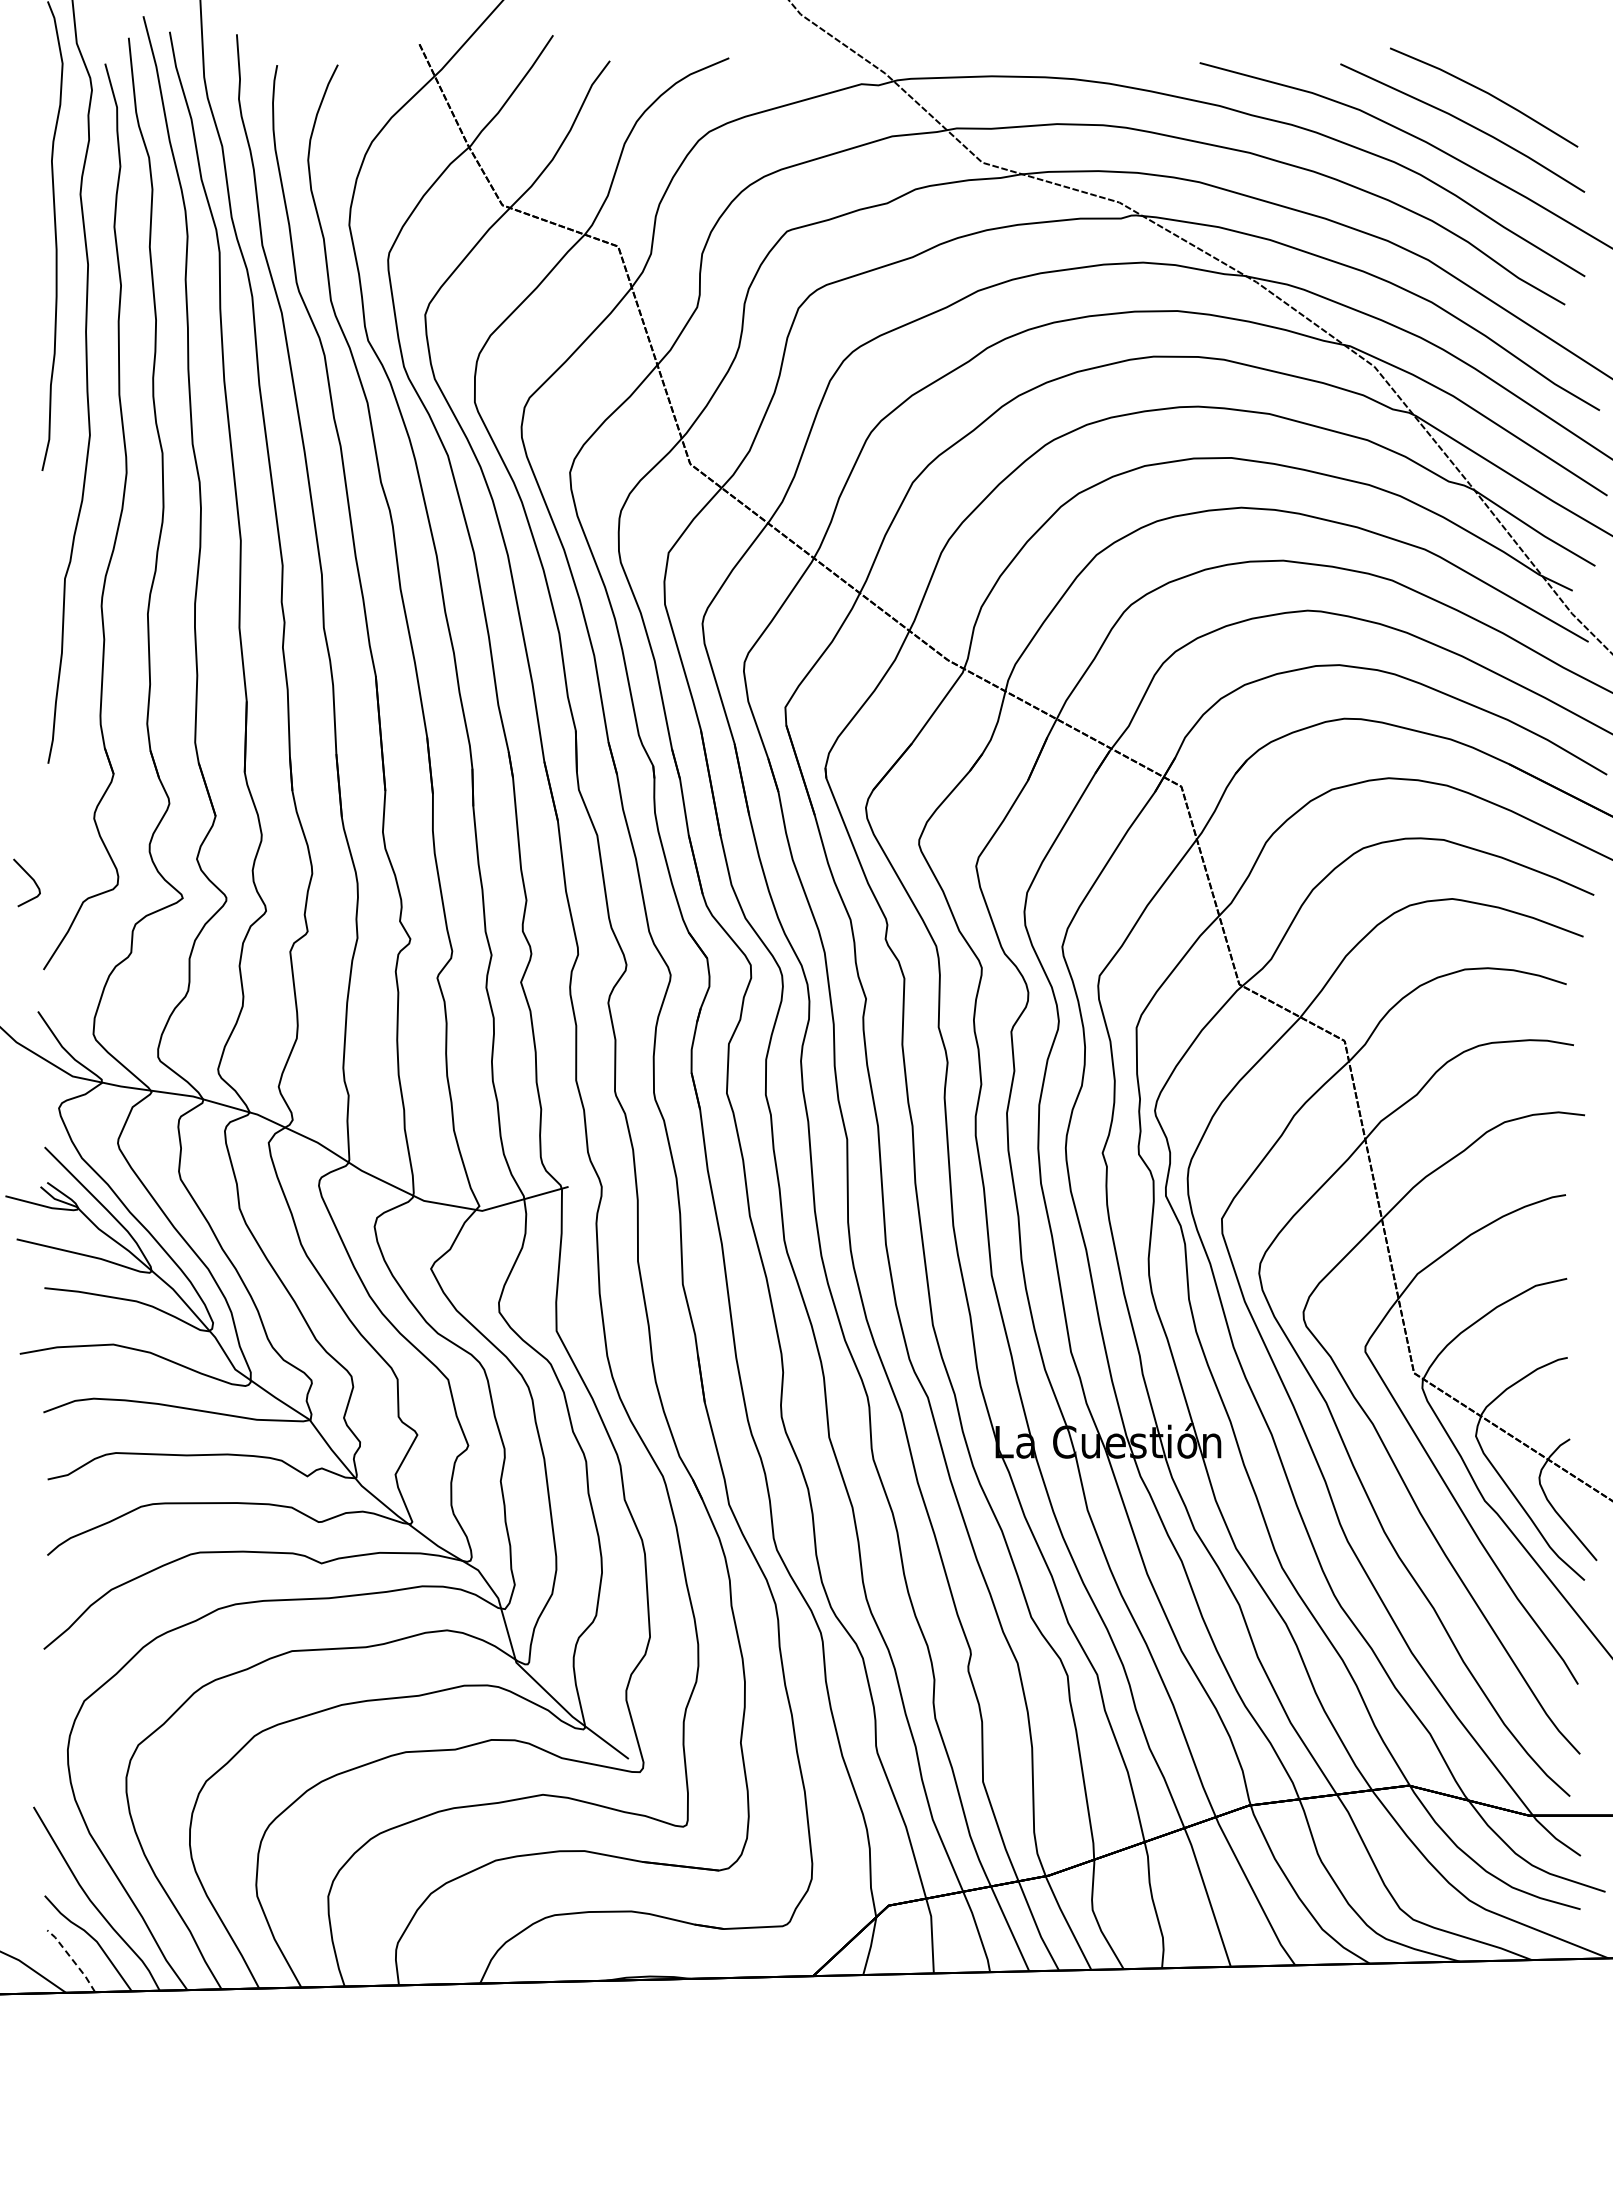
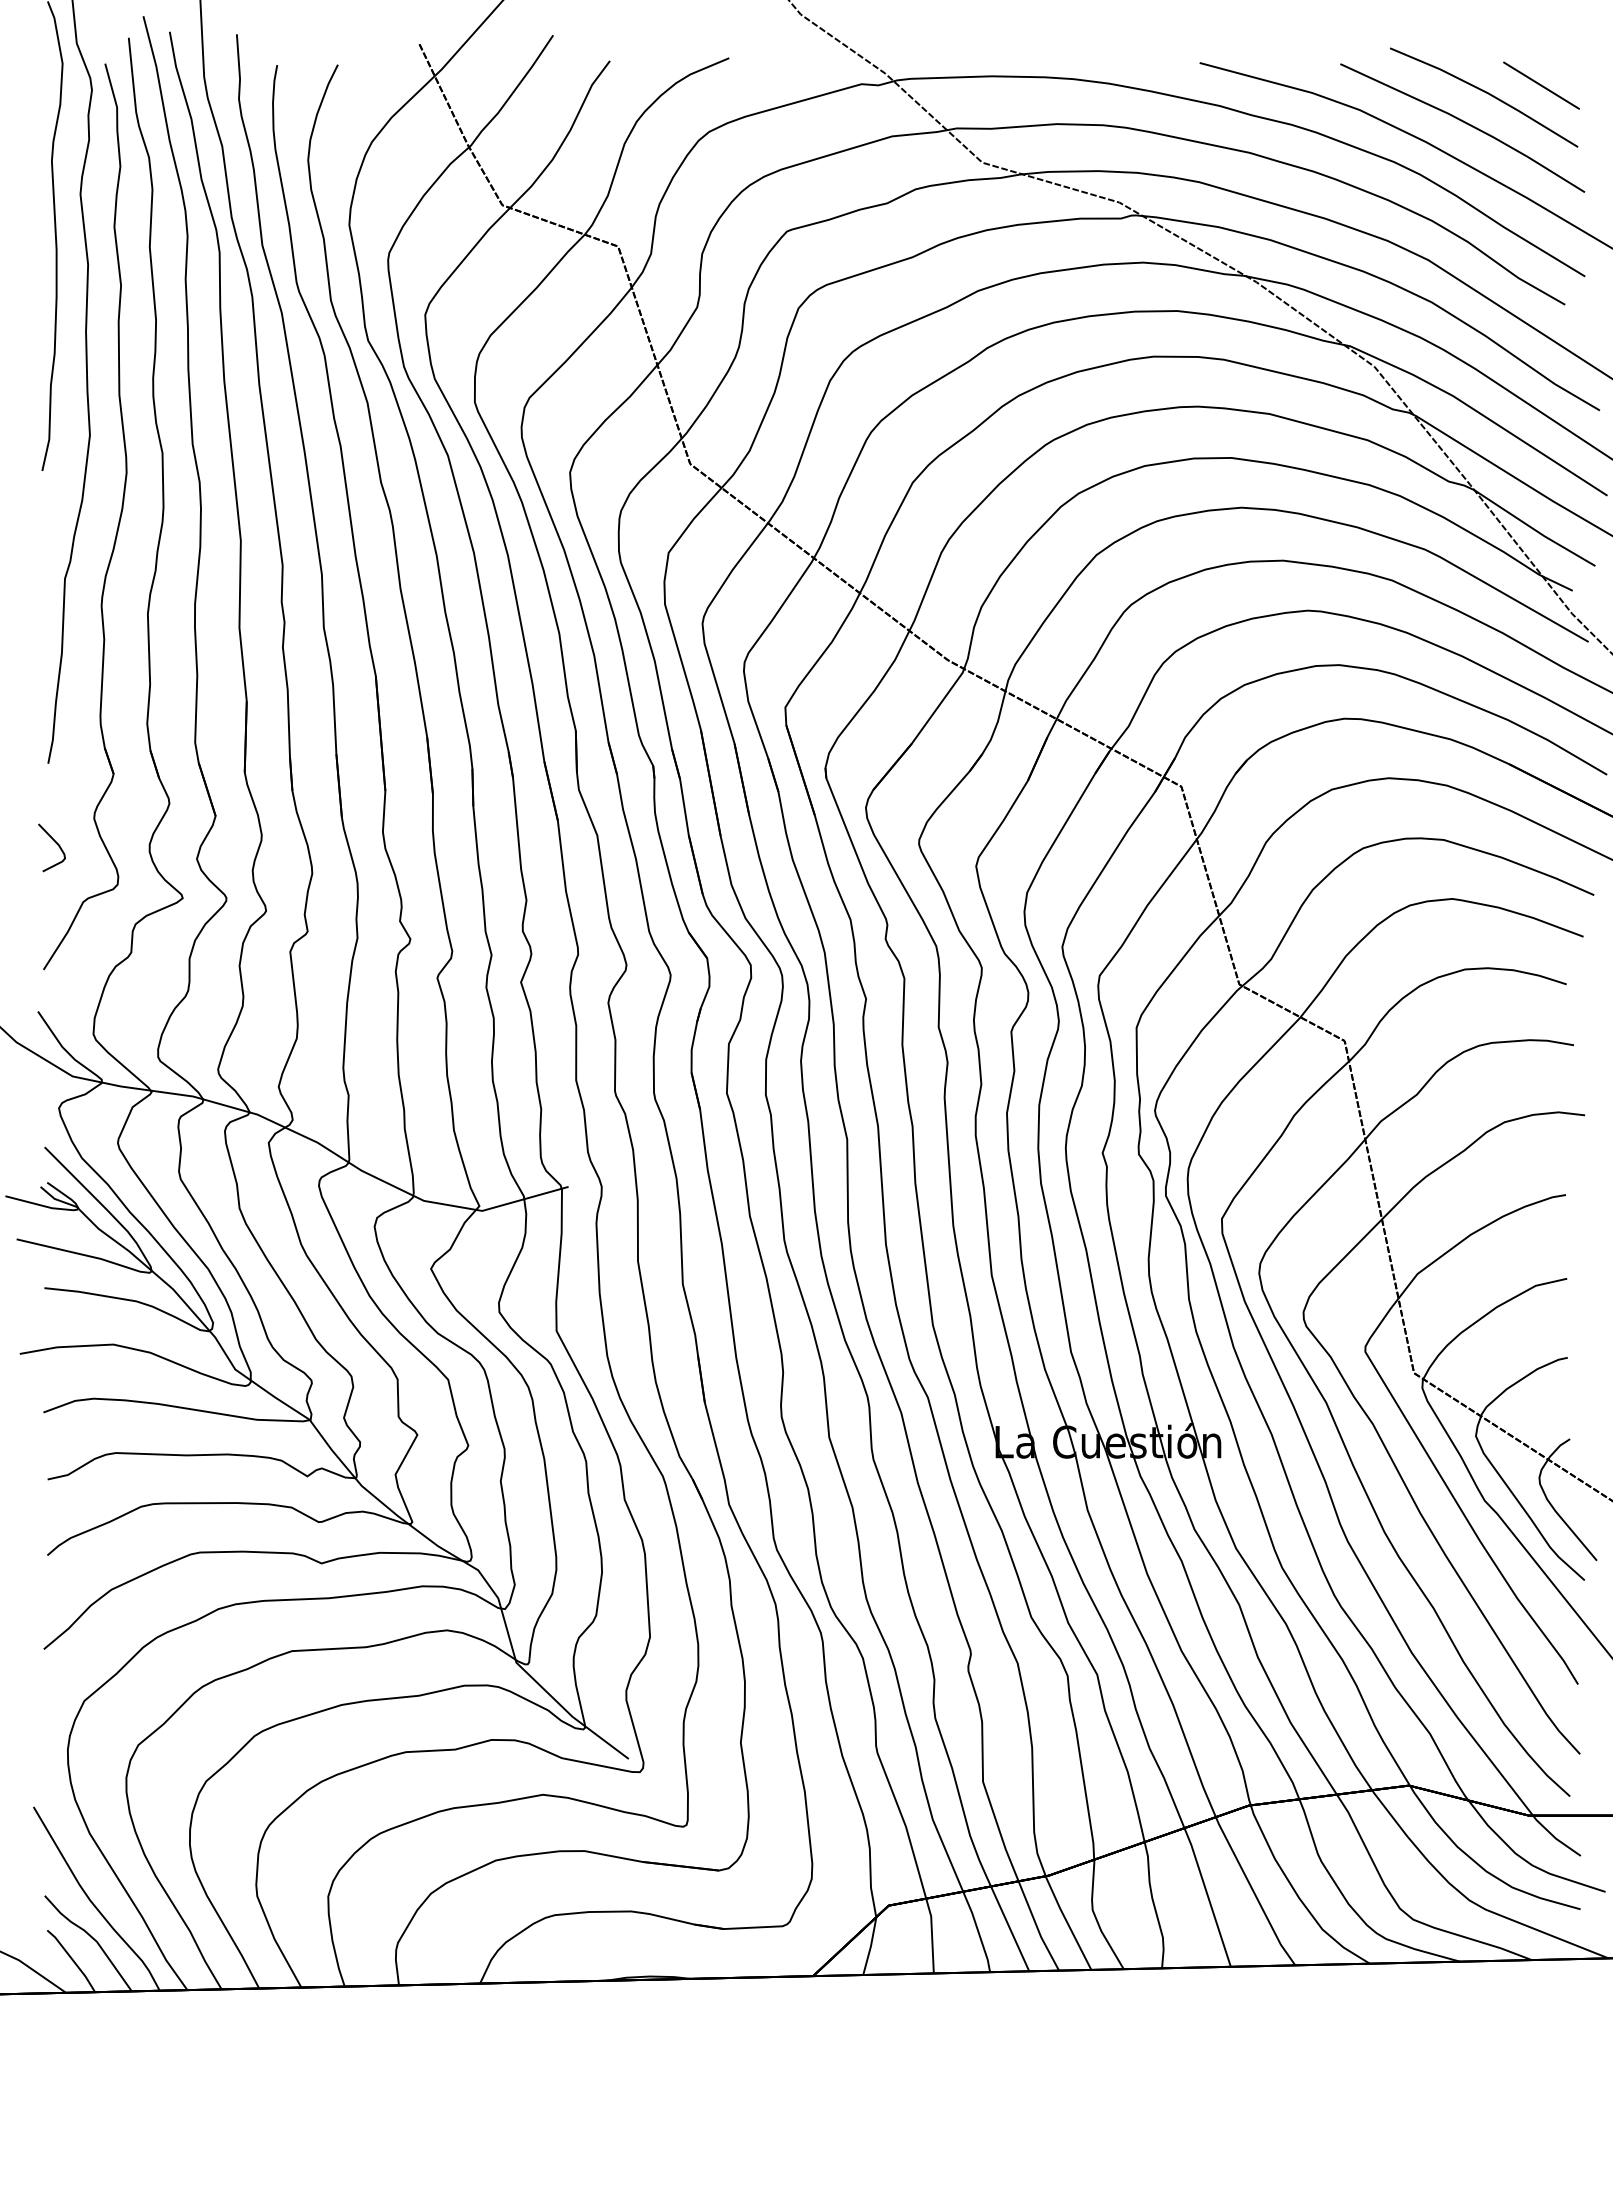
line: none -> present (1541, 85)
curve position: (30, 878) -> (55, 843) (55, 843)
line: dashed -> solid (72, 1960)
